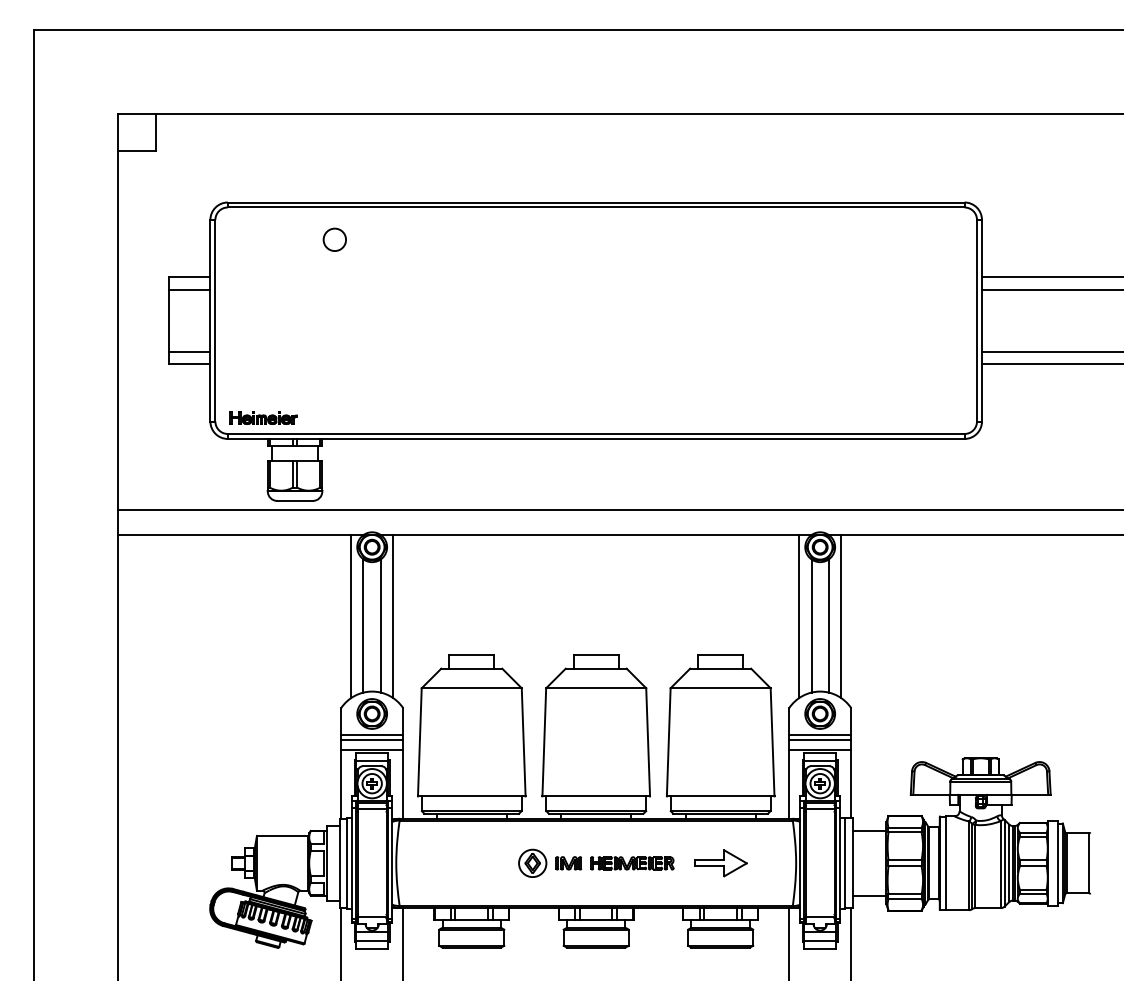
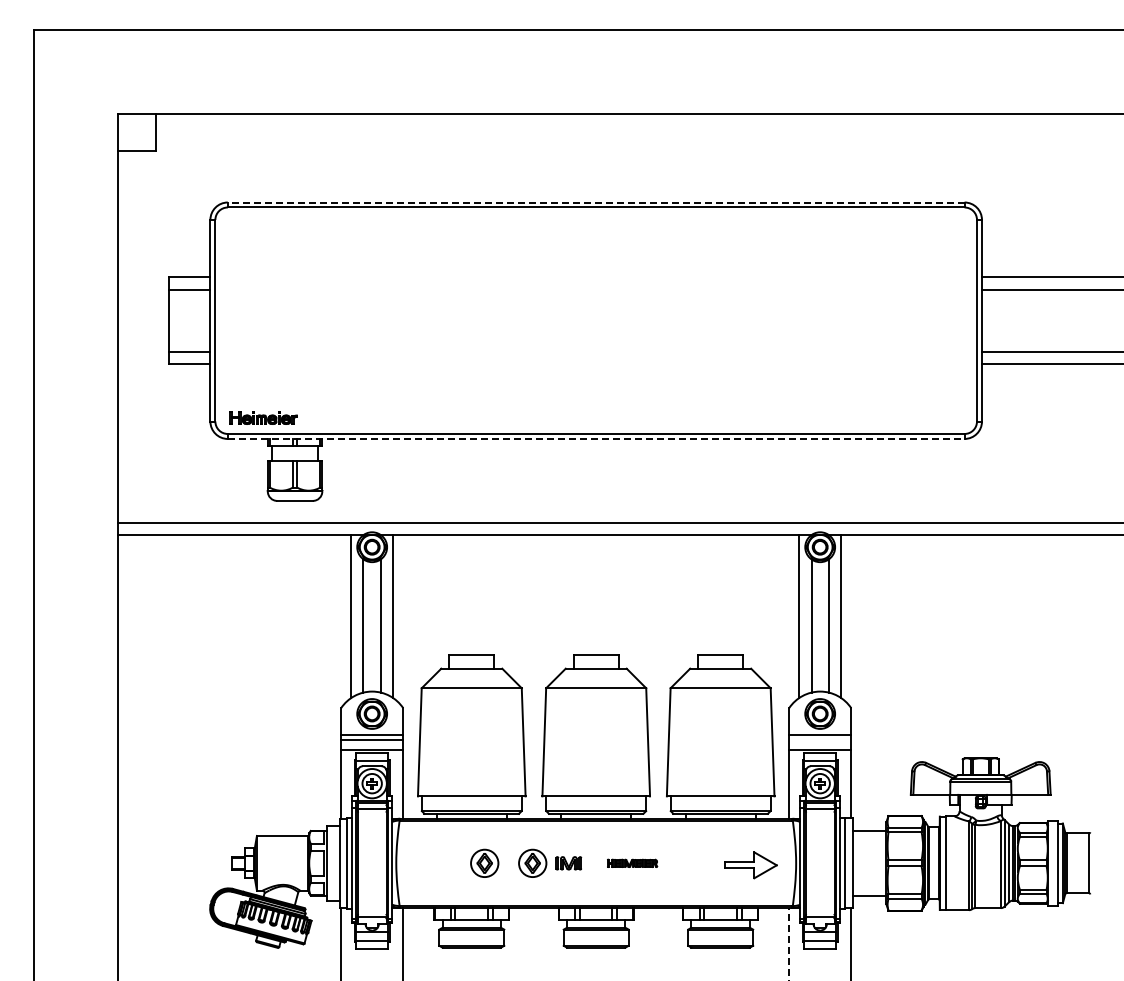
line: solid -> dashed (595, 202)
circle: present -> none (334, 239)
line: solid -> dashed (596, 438)
line position: (619, 509) -> (619, 522) (619, 522)
line: present -> none (820, 740)
part: none -> present (484, 862)
part size: 85x15 px -> 52x10 px (632, 862)
part position: (720, 863) -> (750, 865) (750, 865)
line: solid -> dashed (789, 943)
